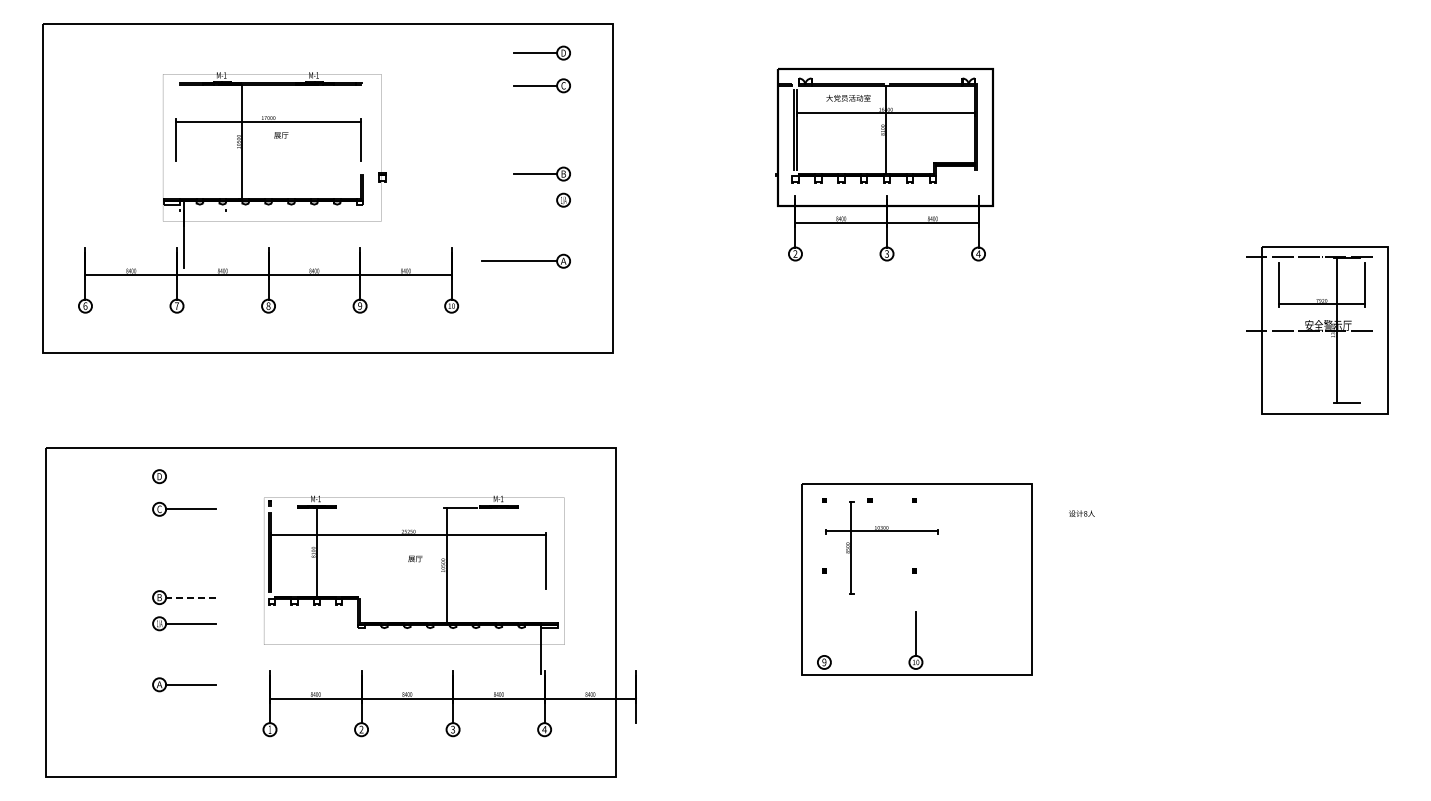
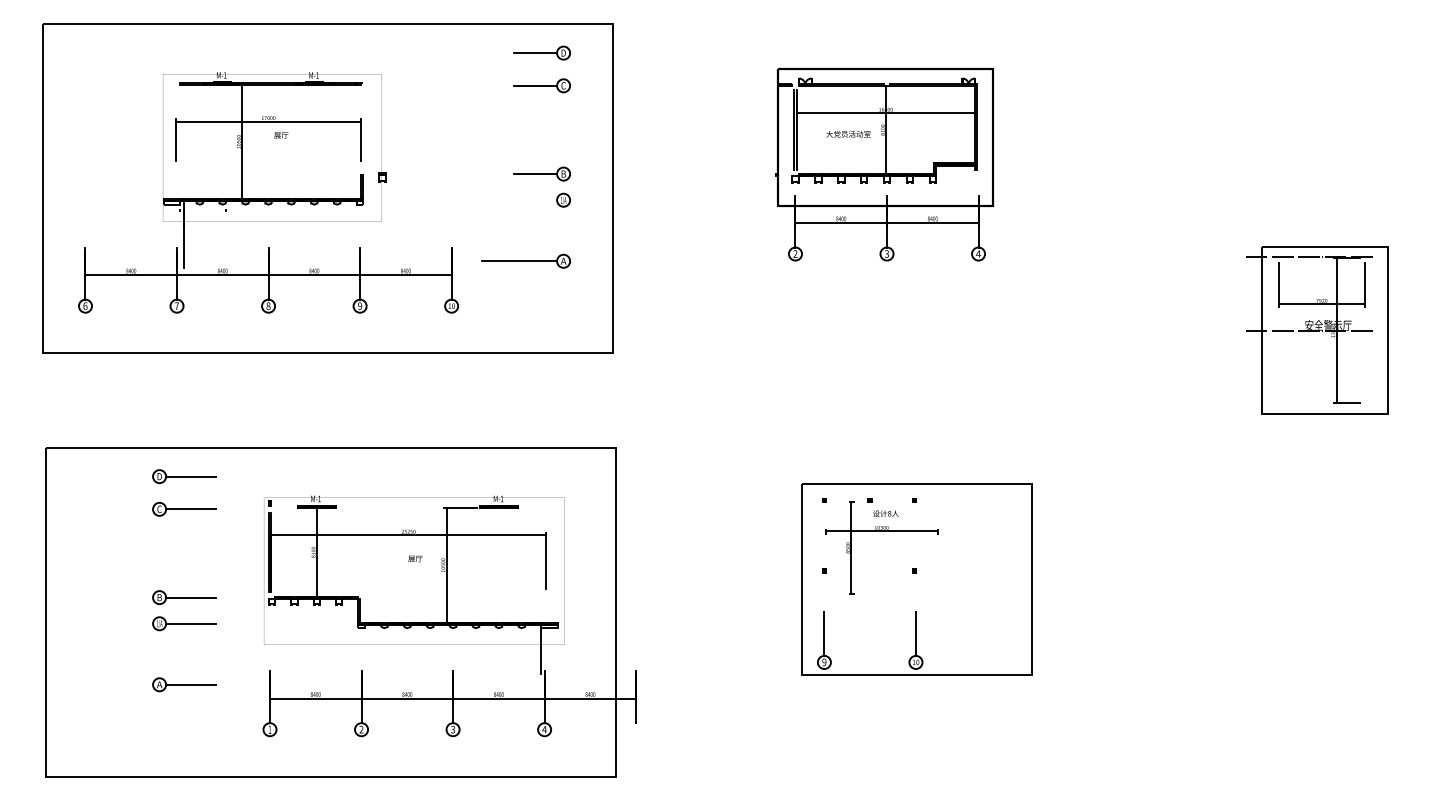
text position: (848, 98) -> (848, 134) (848, 134)
line: none -> present (191, 476)
text position: (1081, 513) -> (885, 513) (885, 513)
line: dashed -> solid (190, 597)
line: none -> present (824, 633)
